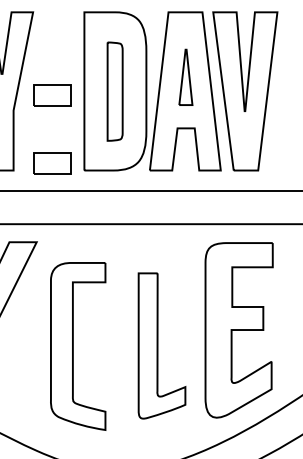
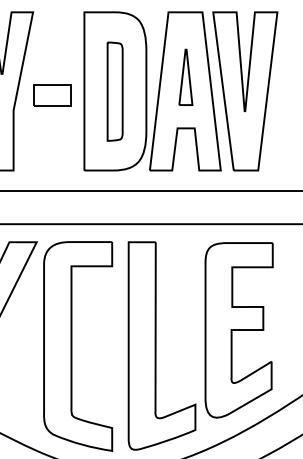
part: present -> none (52, 163)
part size: 50x148 px -> 70x210 px (161, 345)
part size: 57x169 px -> 71x211 px (78, 346)
